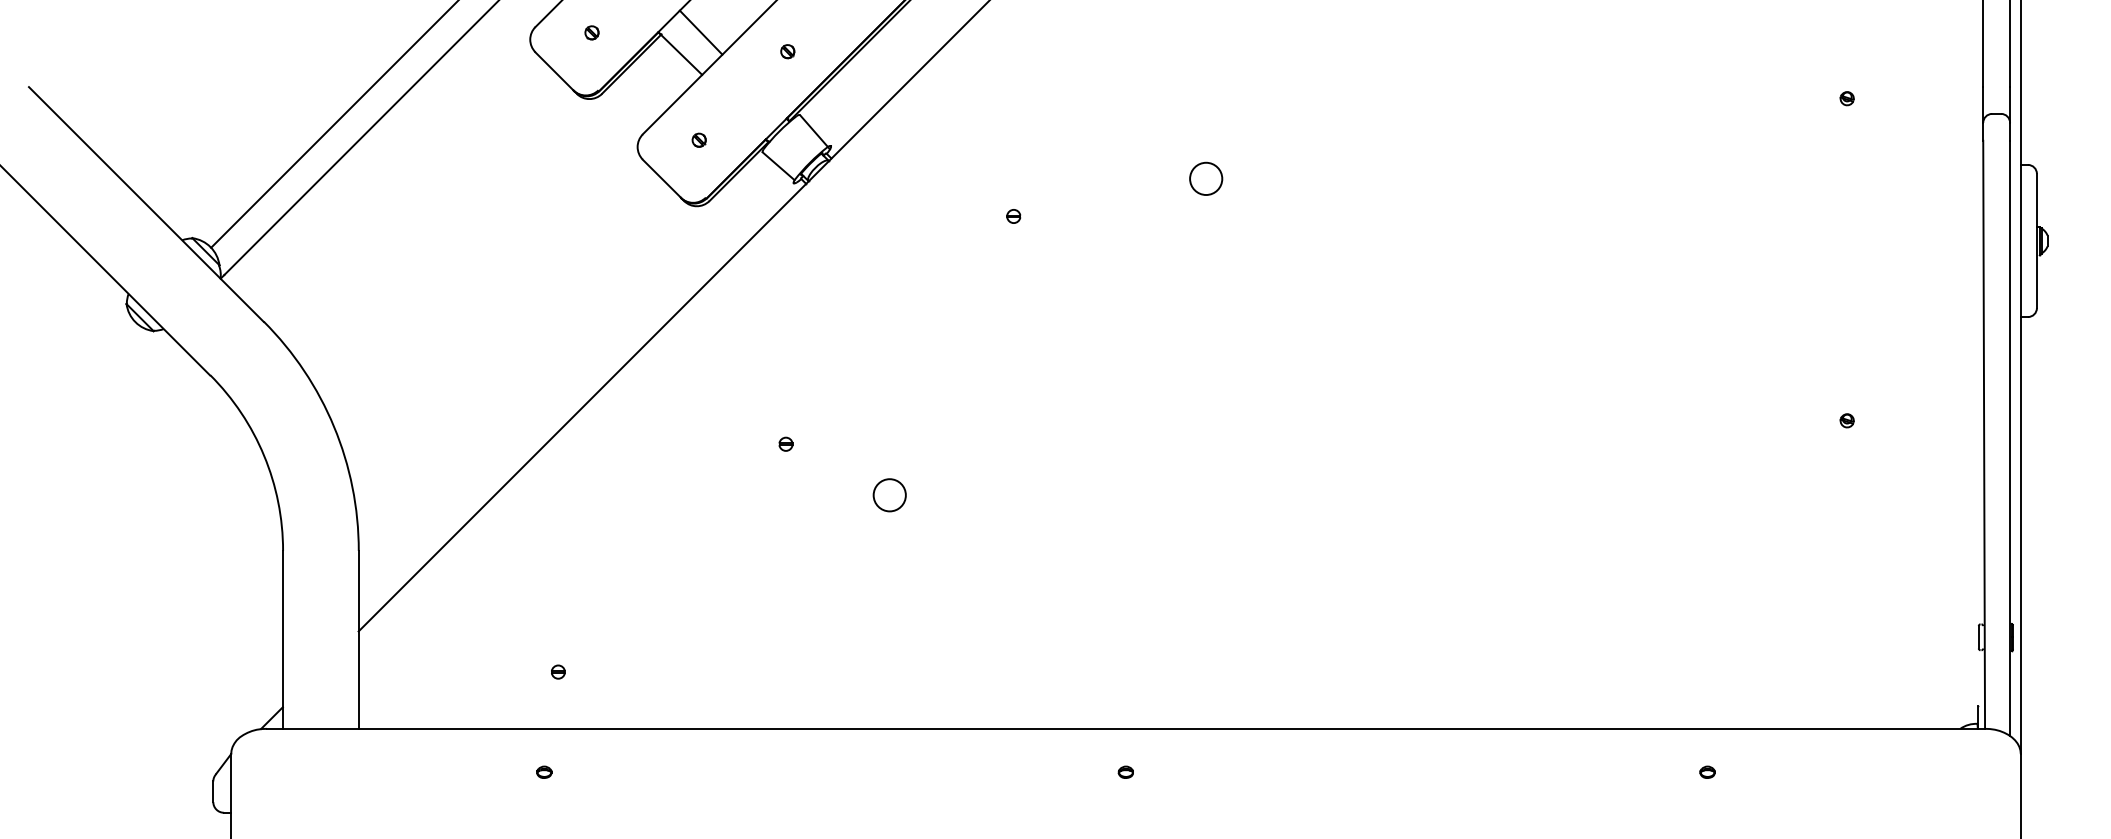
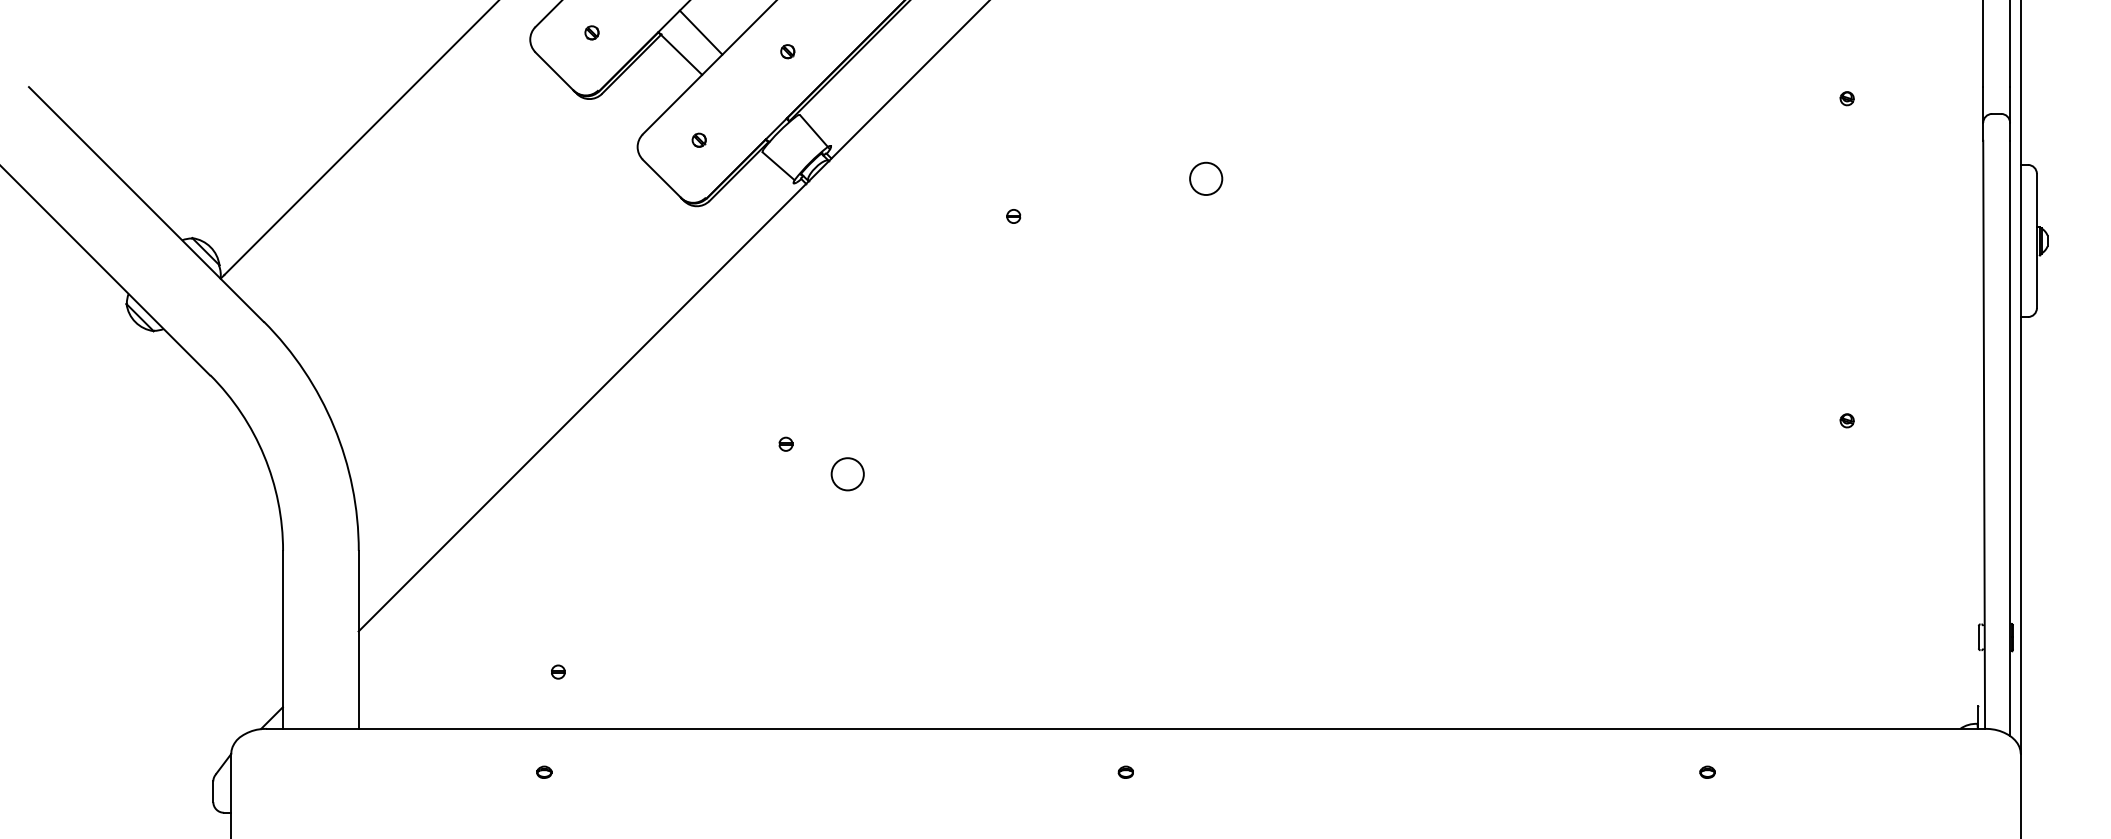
line: present -> none (333, 124)
circle position: (889, 495) -> (847, 474) (847, 474)
